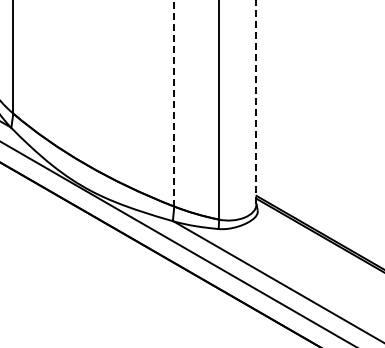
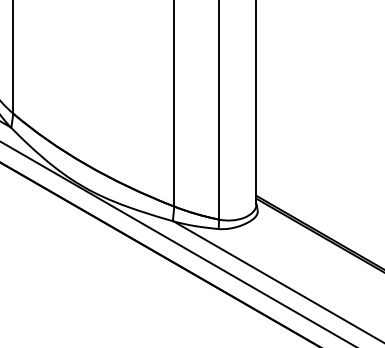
line: dashed -> solid (256, 102)
line: dashed -> solid (174, 103)
